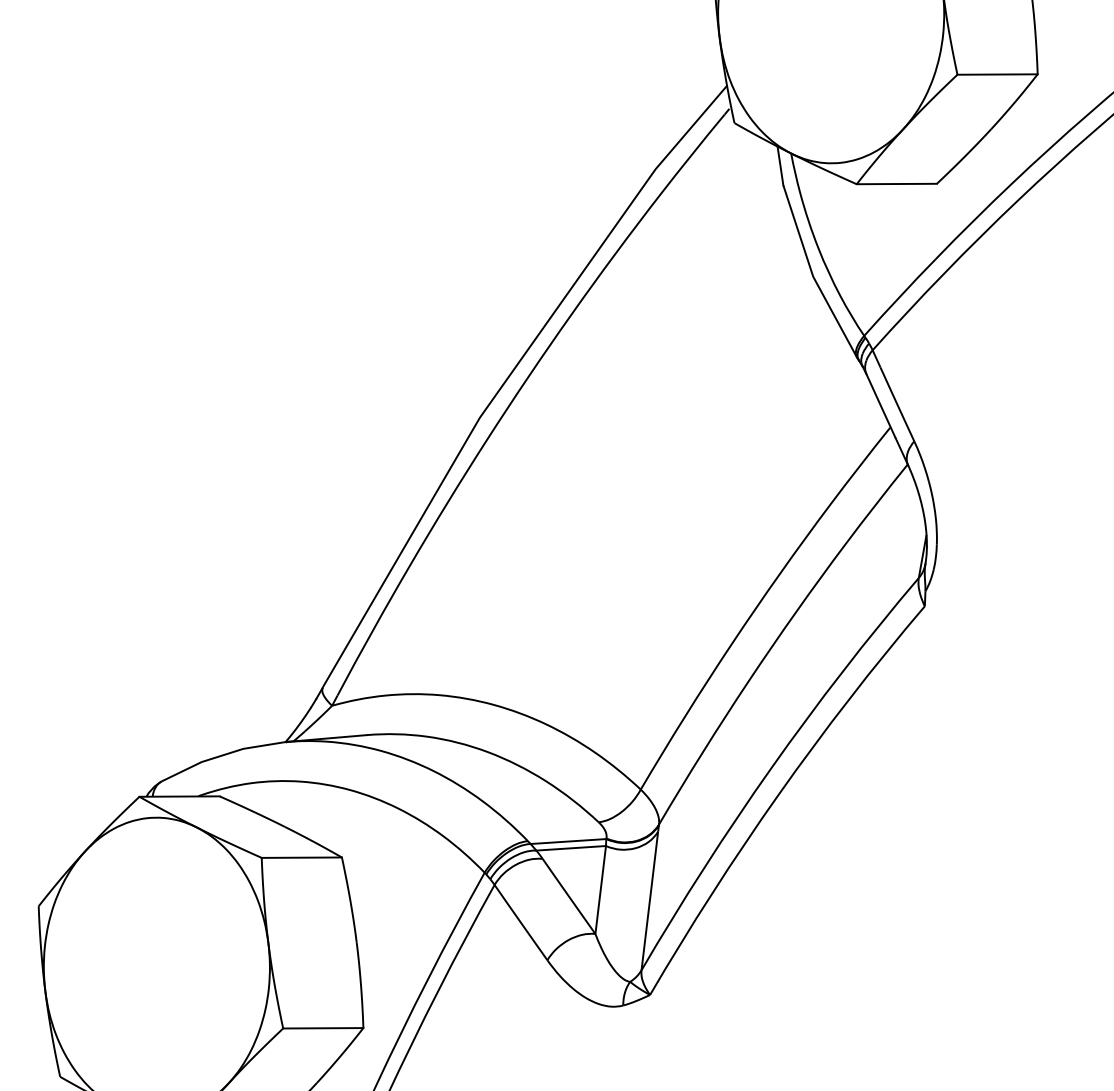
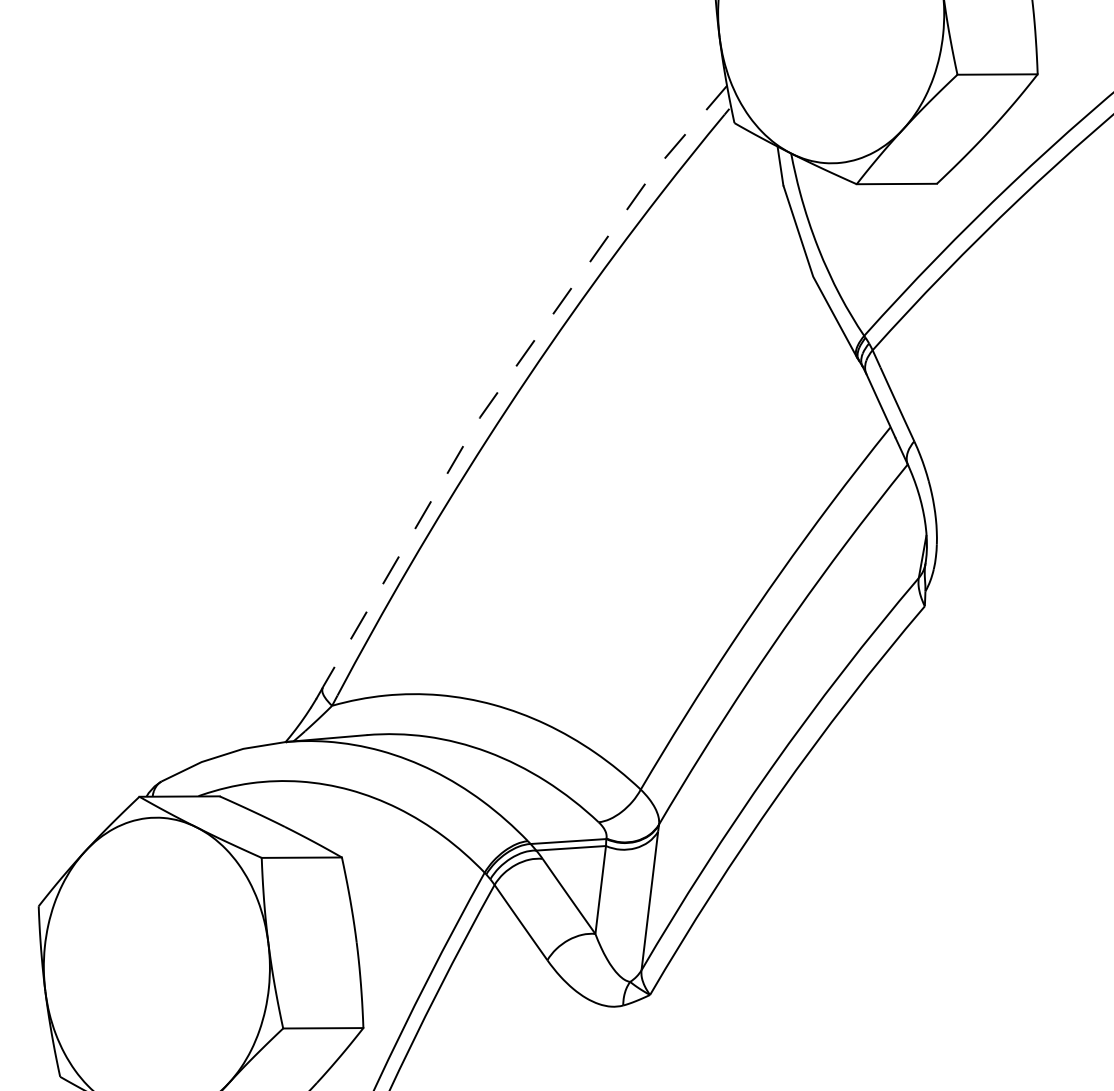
line: solid -> dashed (509, 376)
